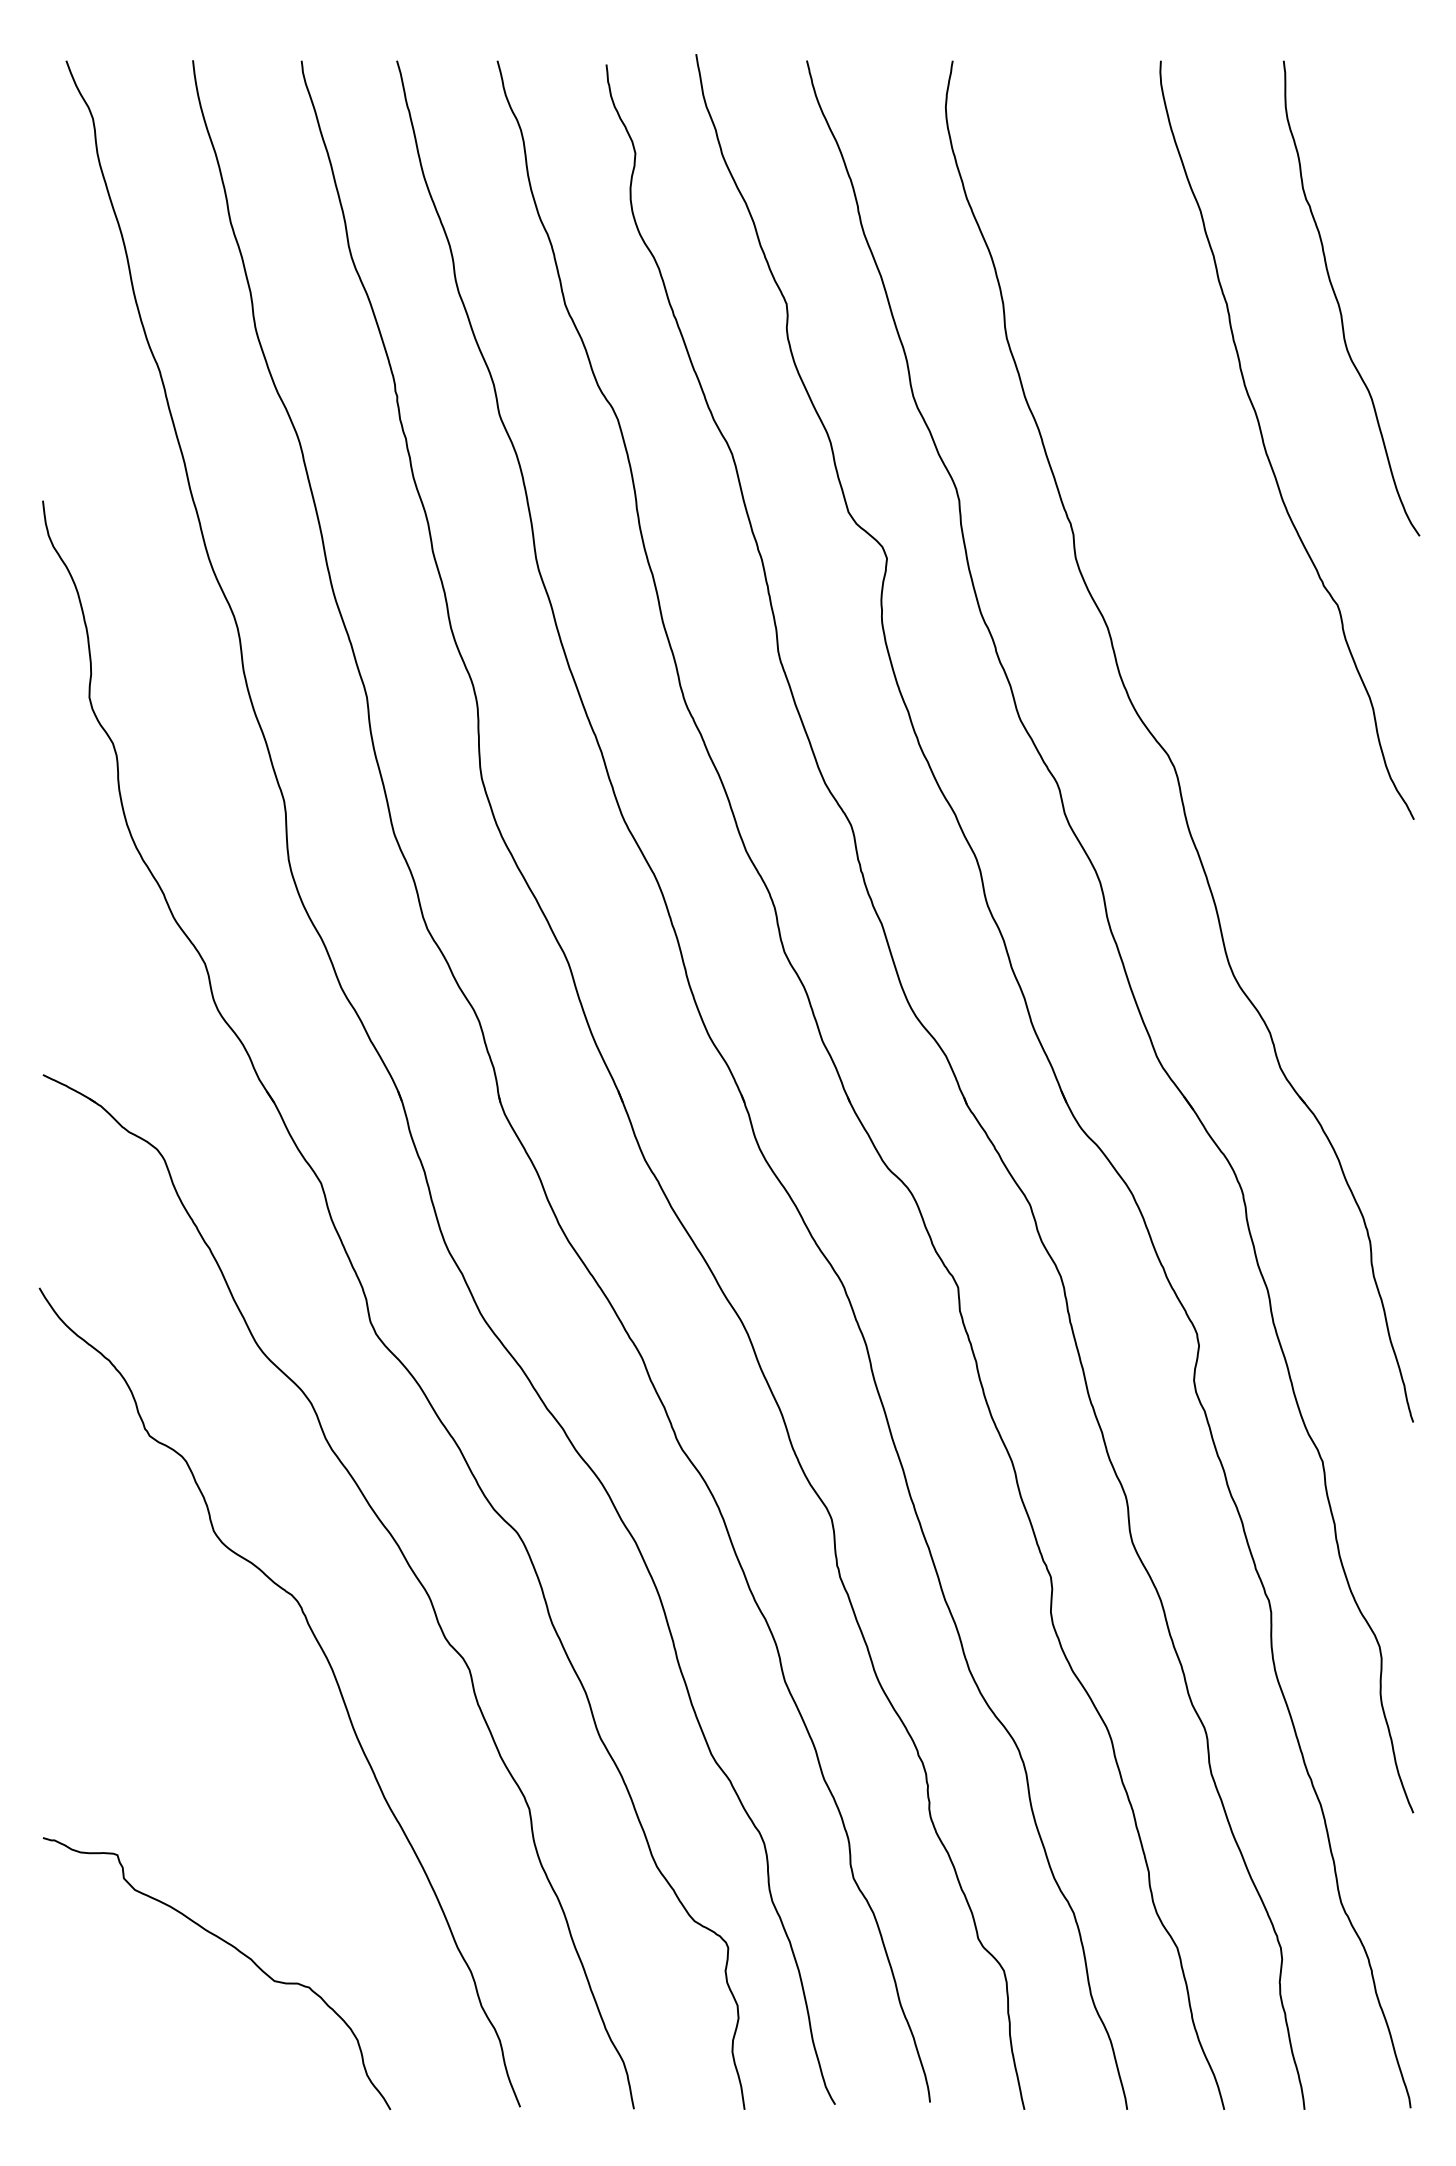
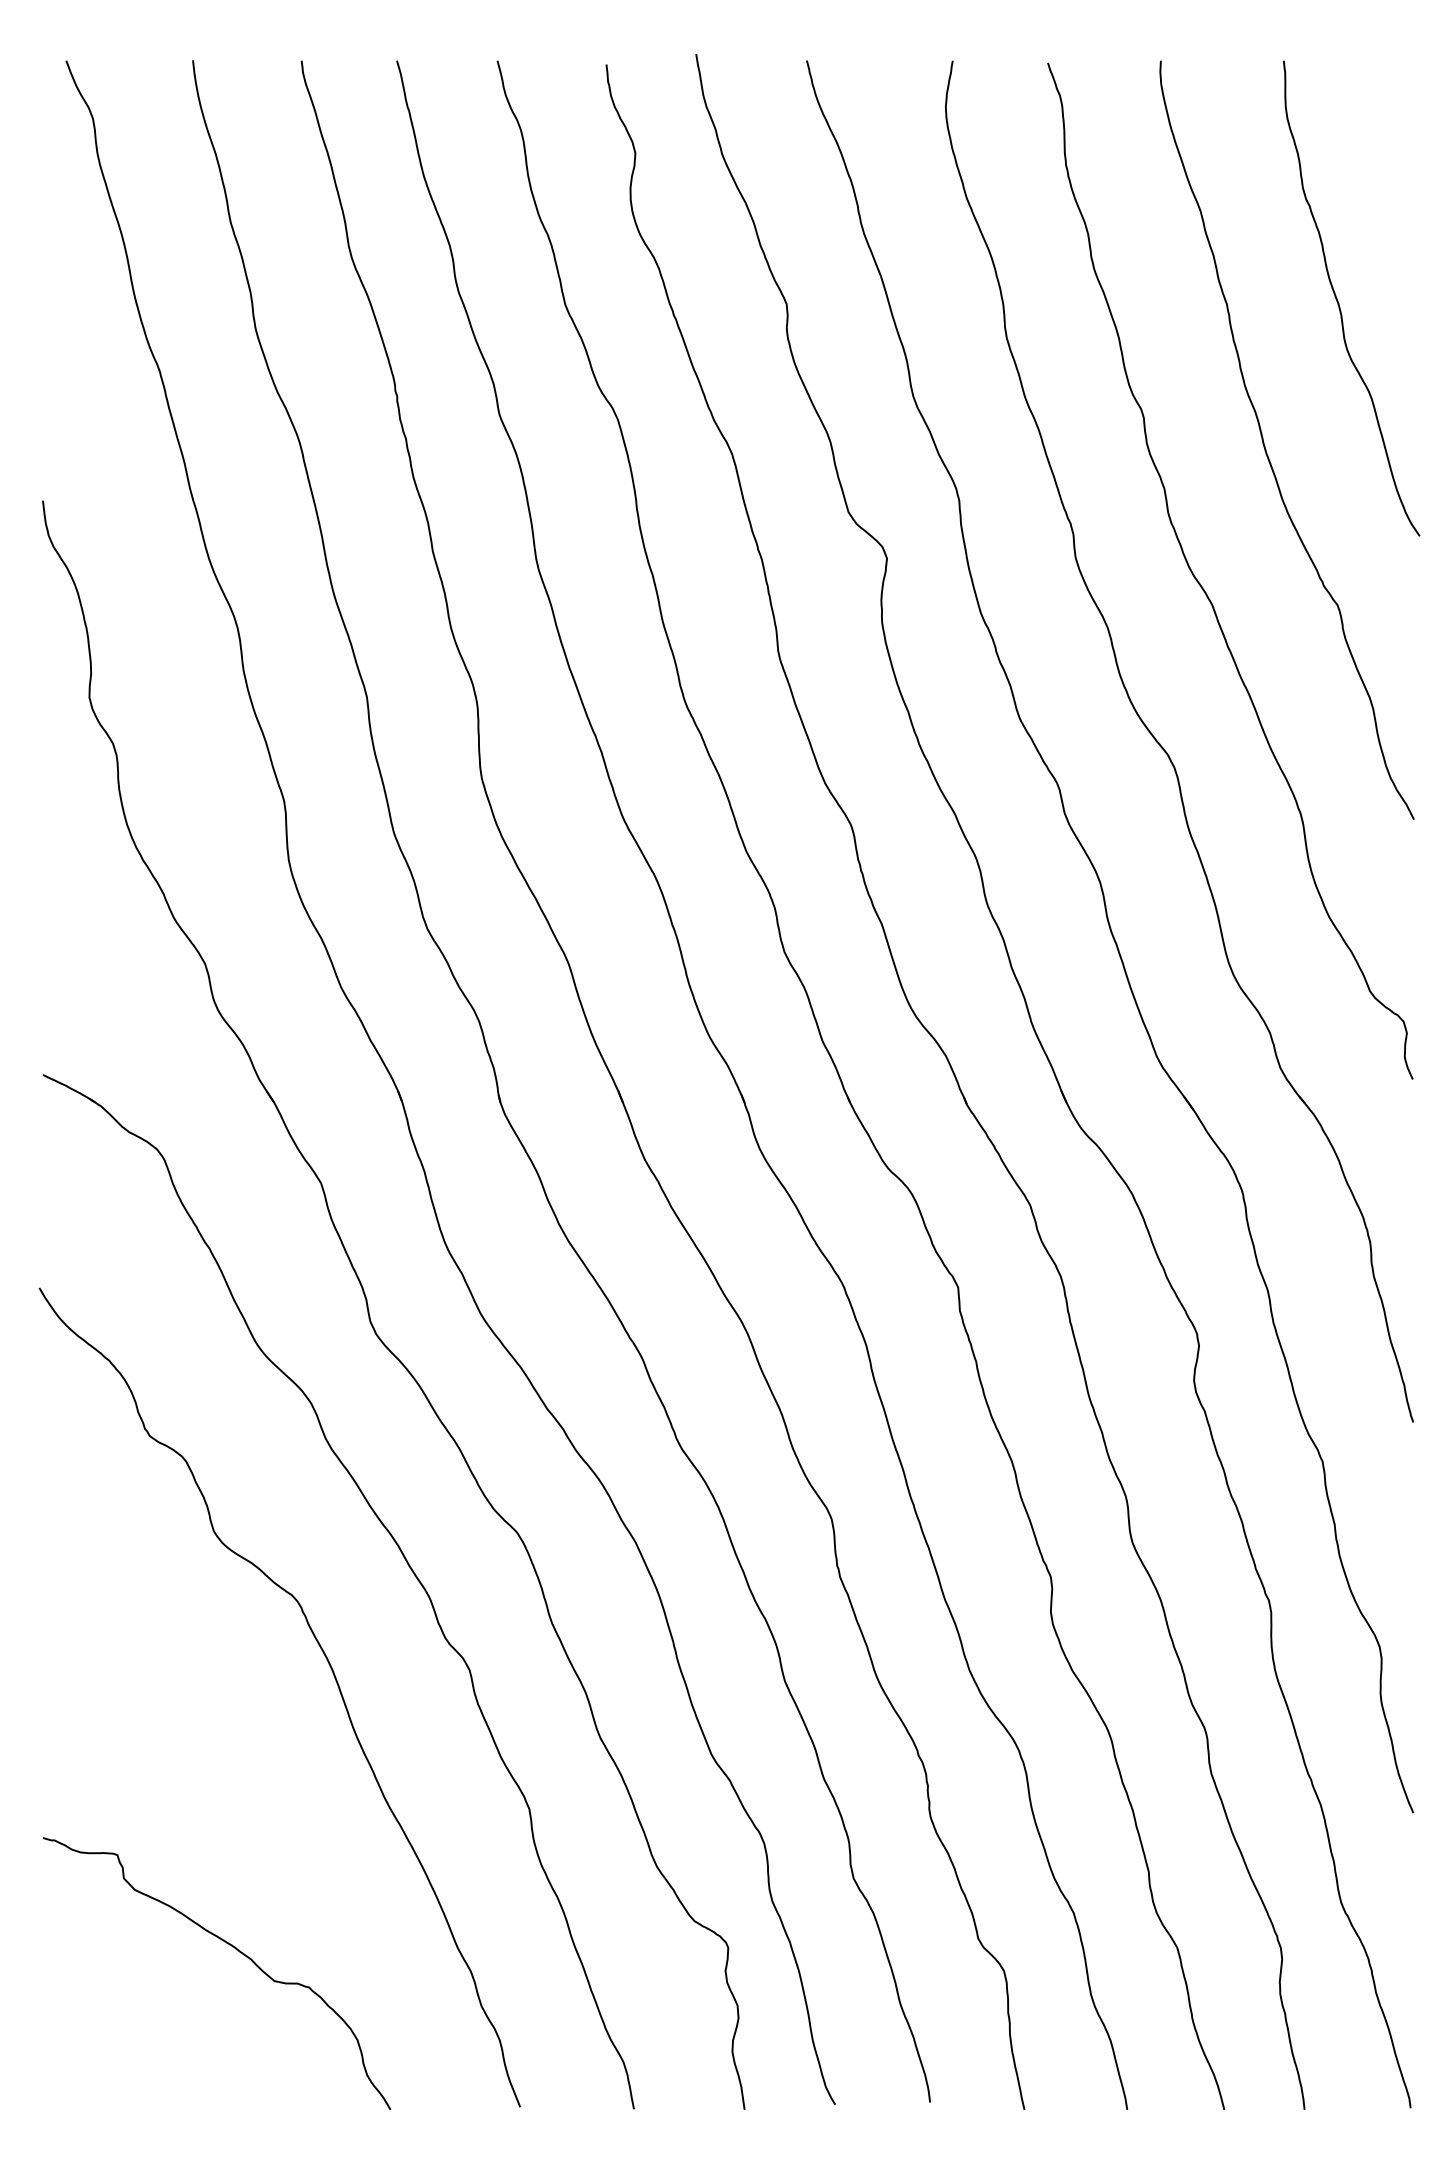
curve: none -> present (1203, 587)
